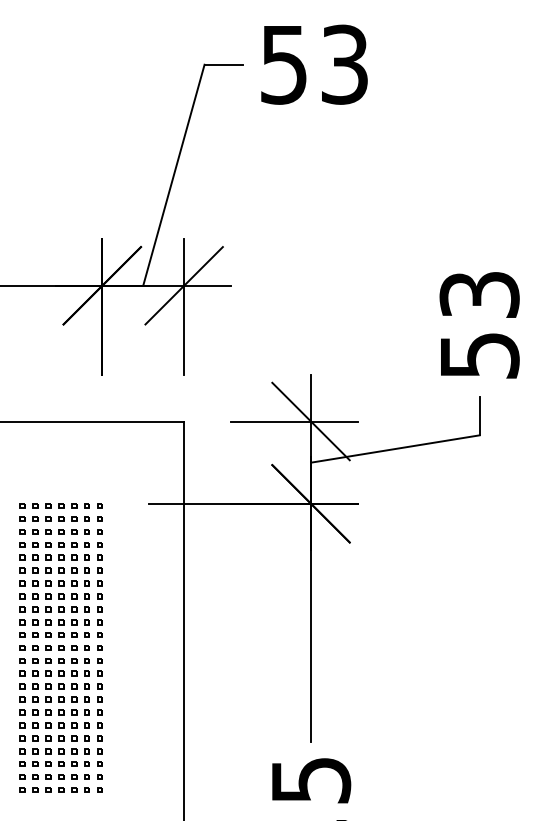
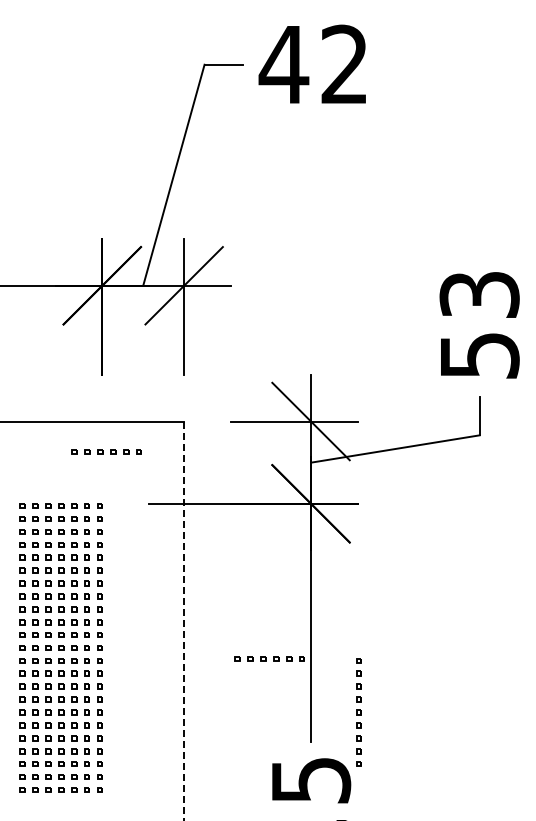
text: 53 -> 42 (312, 64)
part: none -> present (106, 451)
line: solid -> dashed (184, 621)
part: none -> present (269, 658)
part: none -> present (358, 712)
